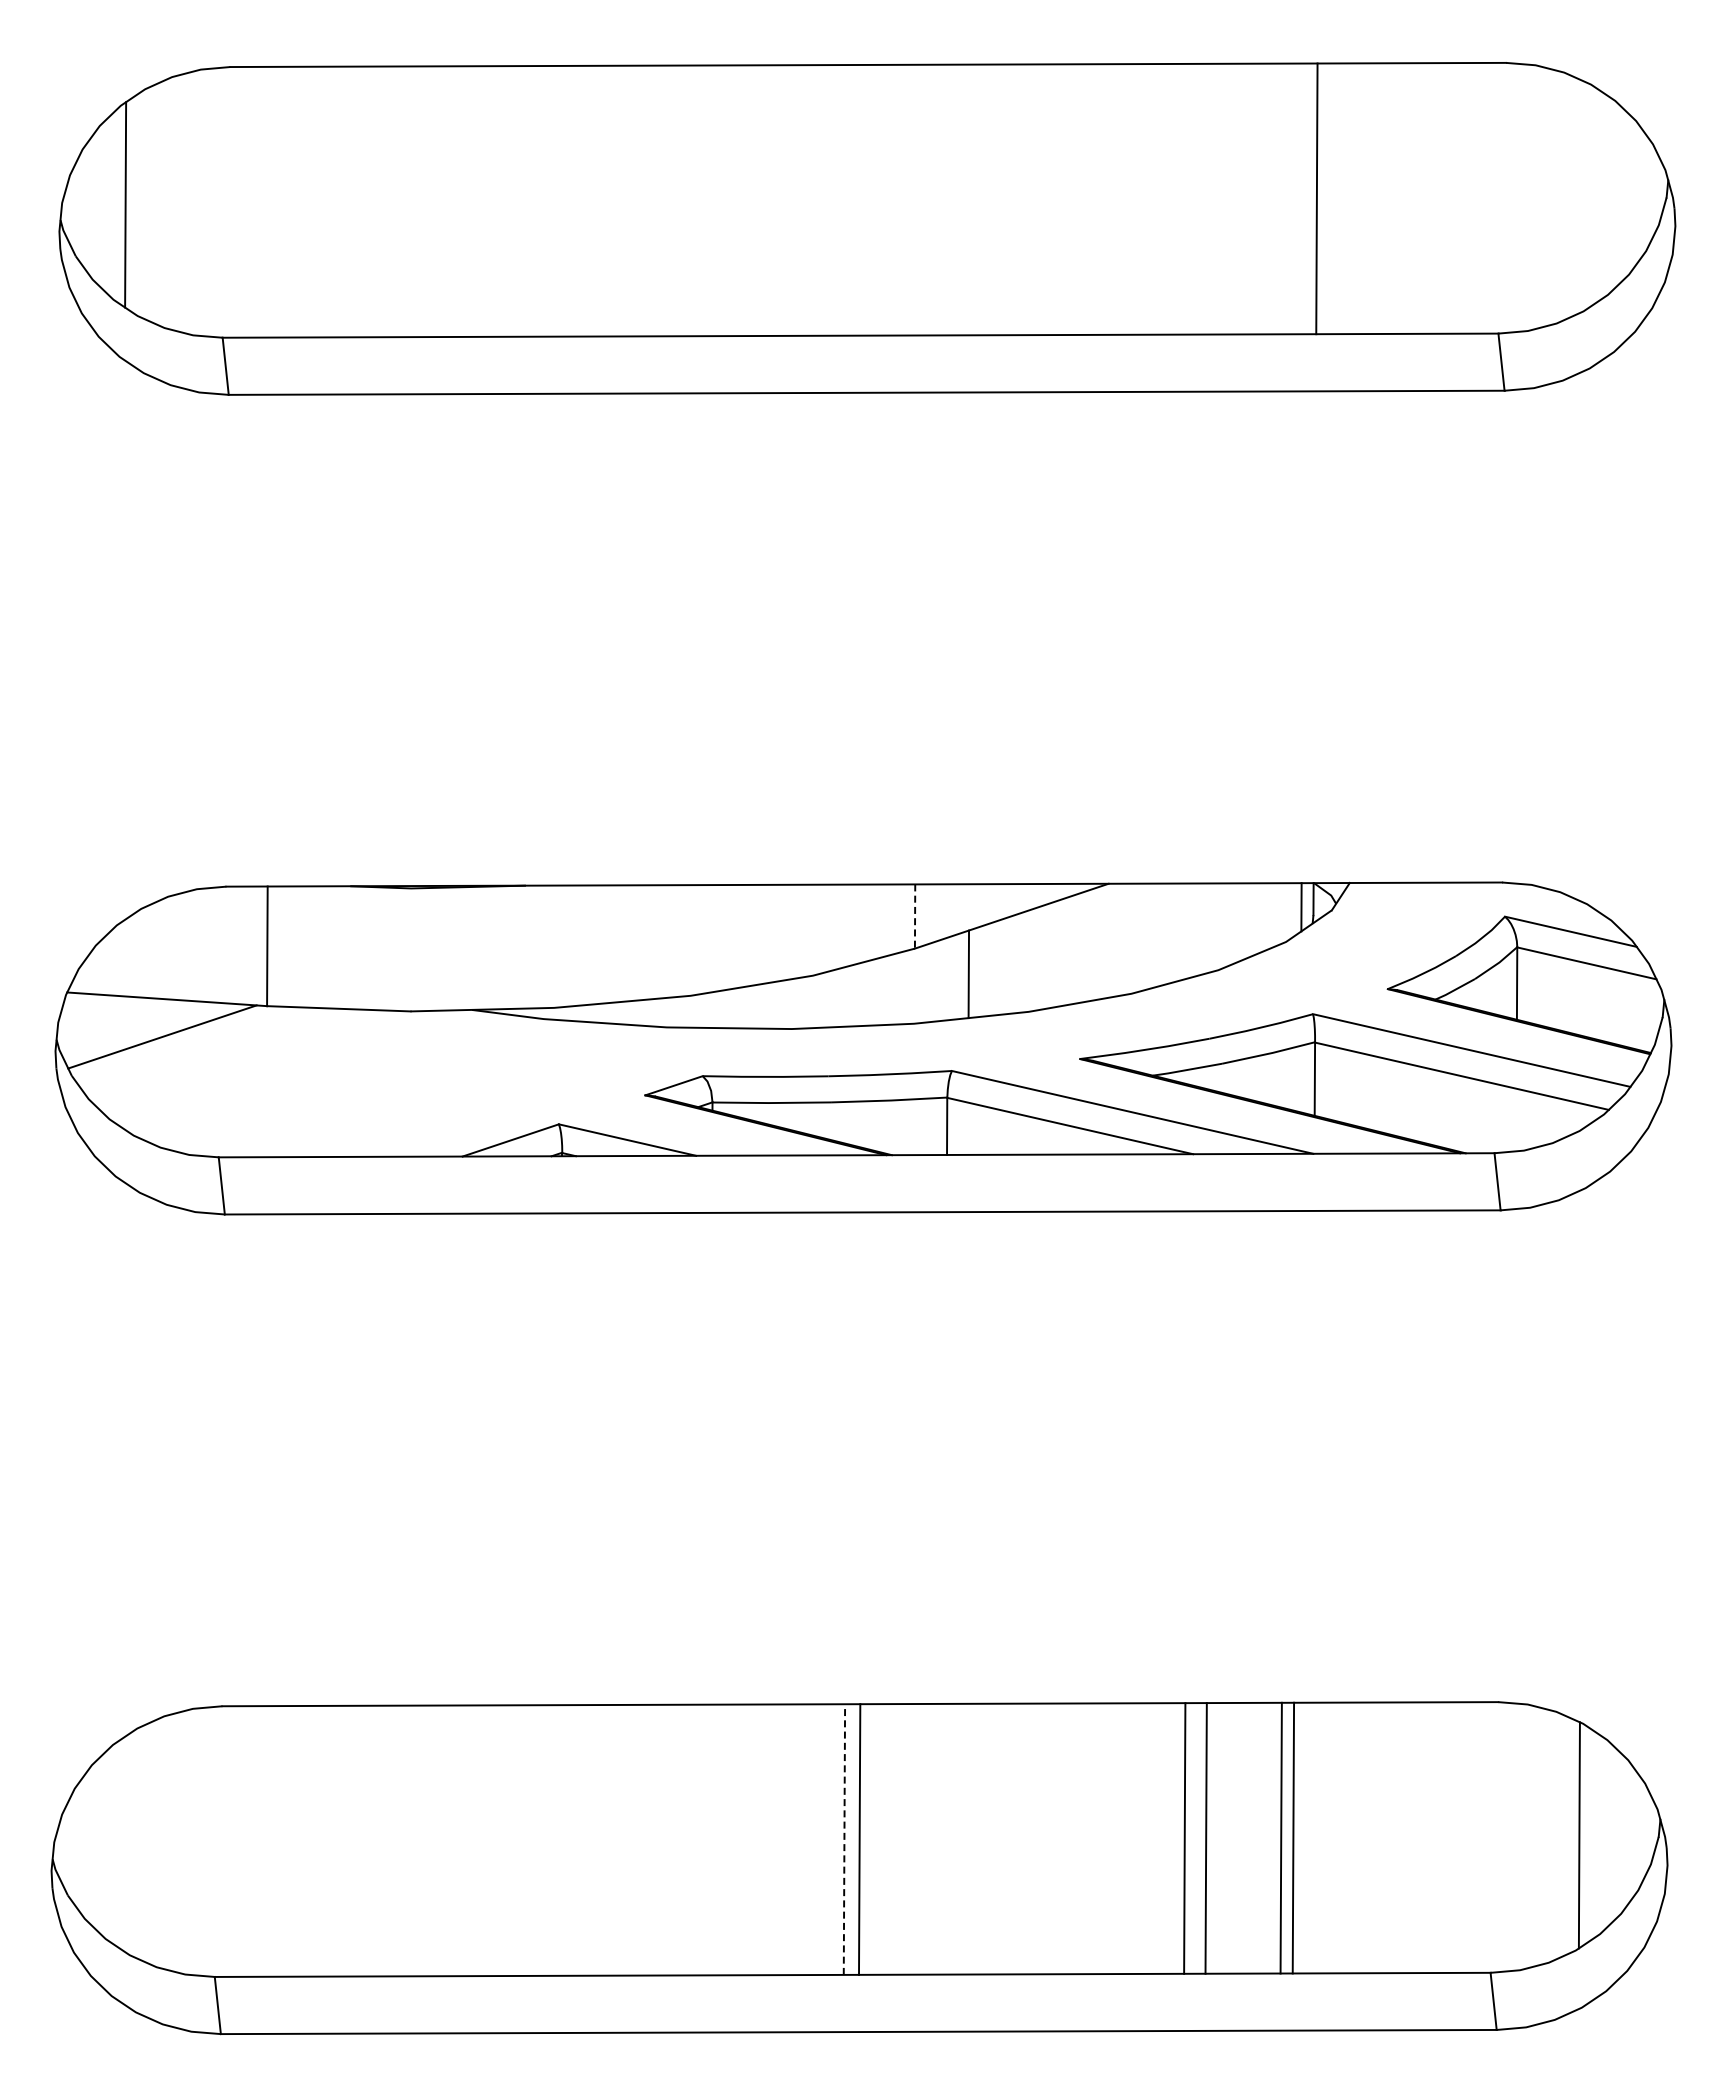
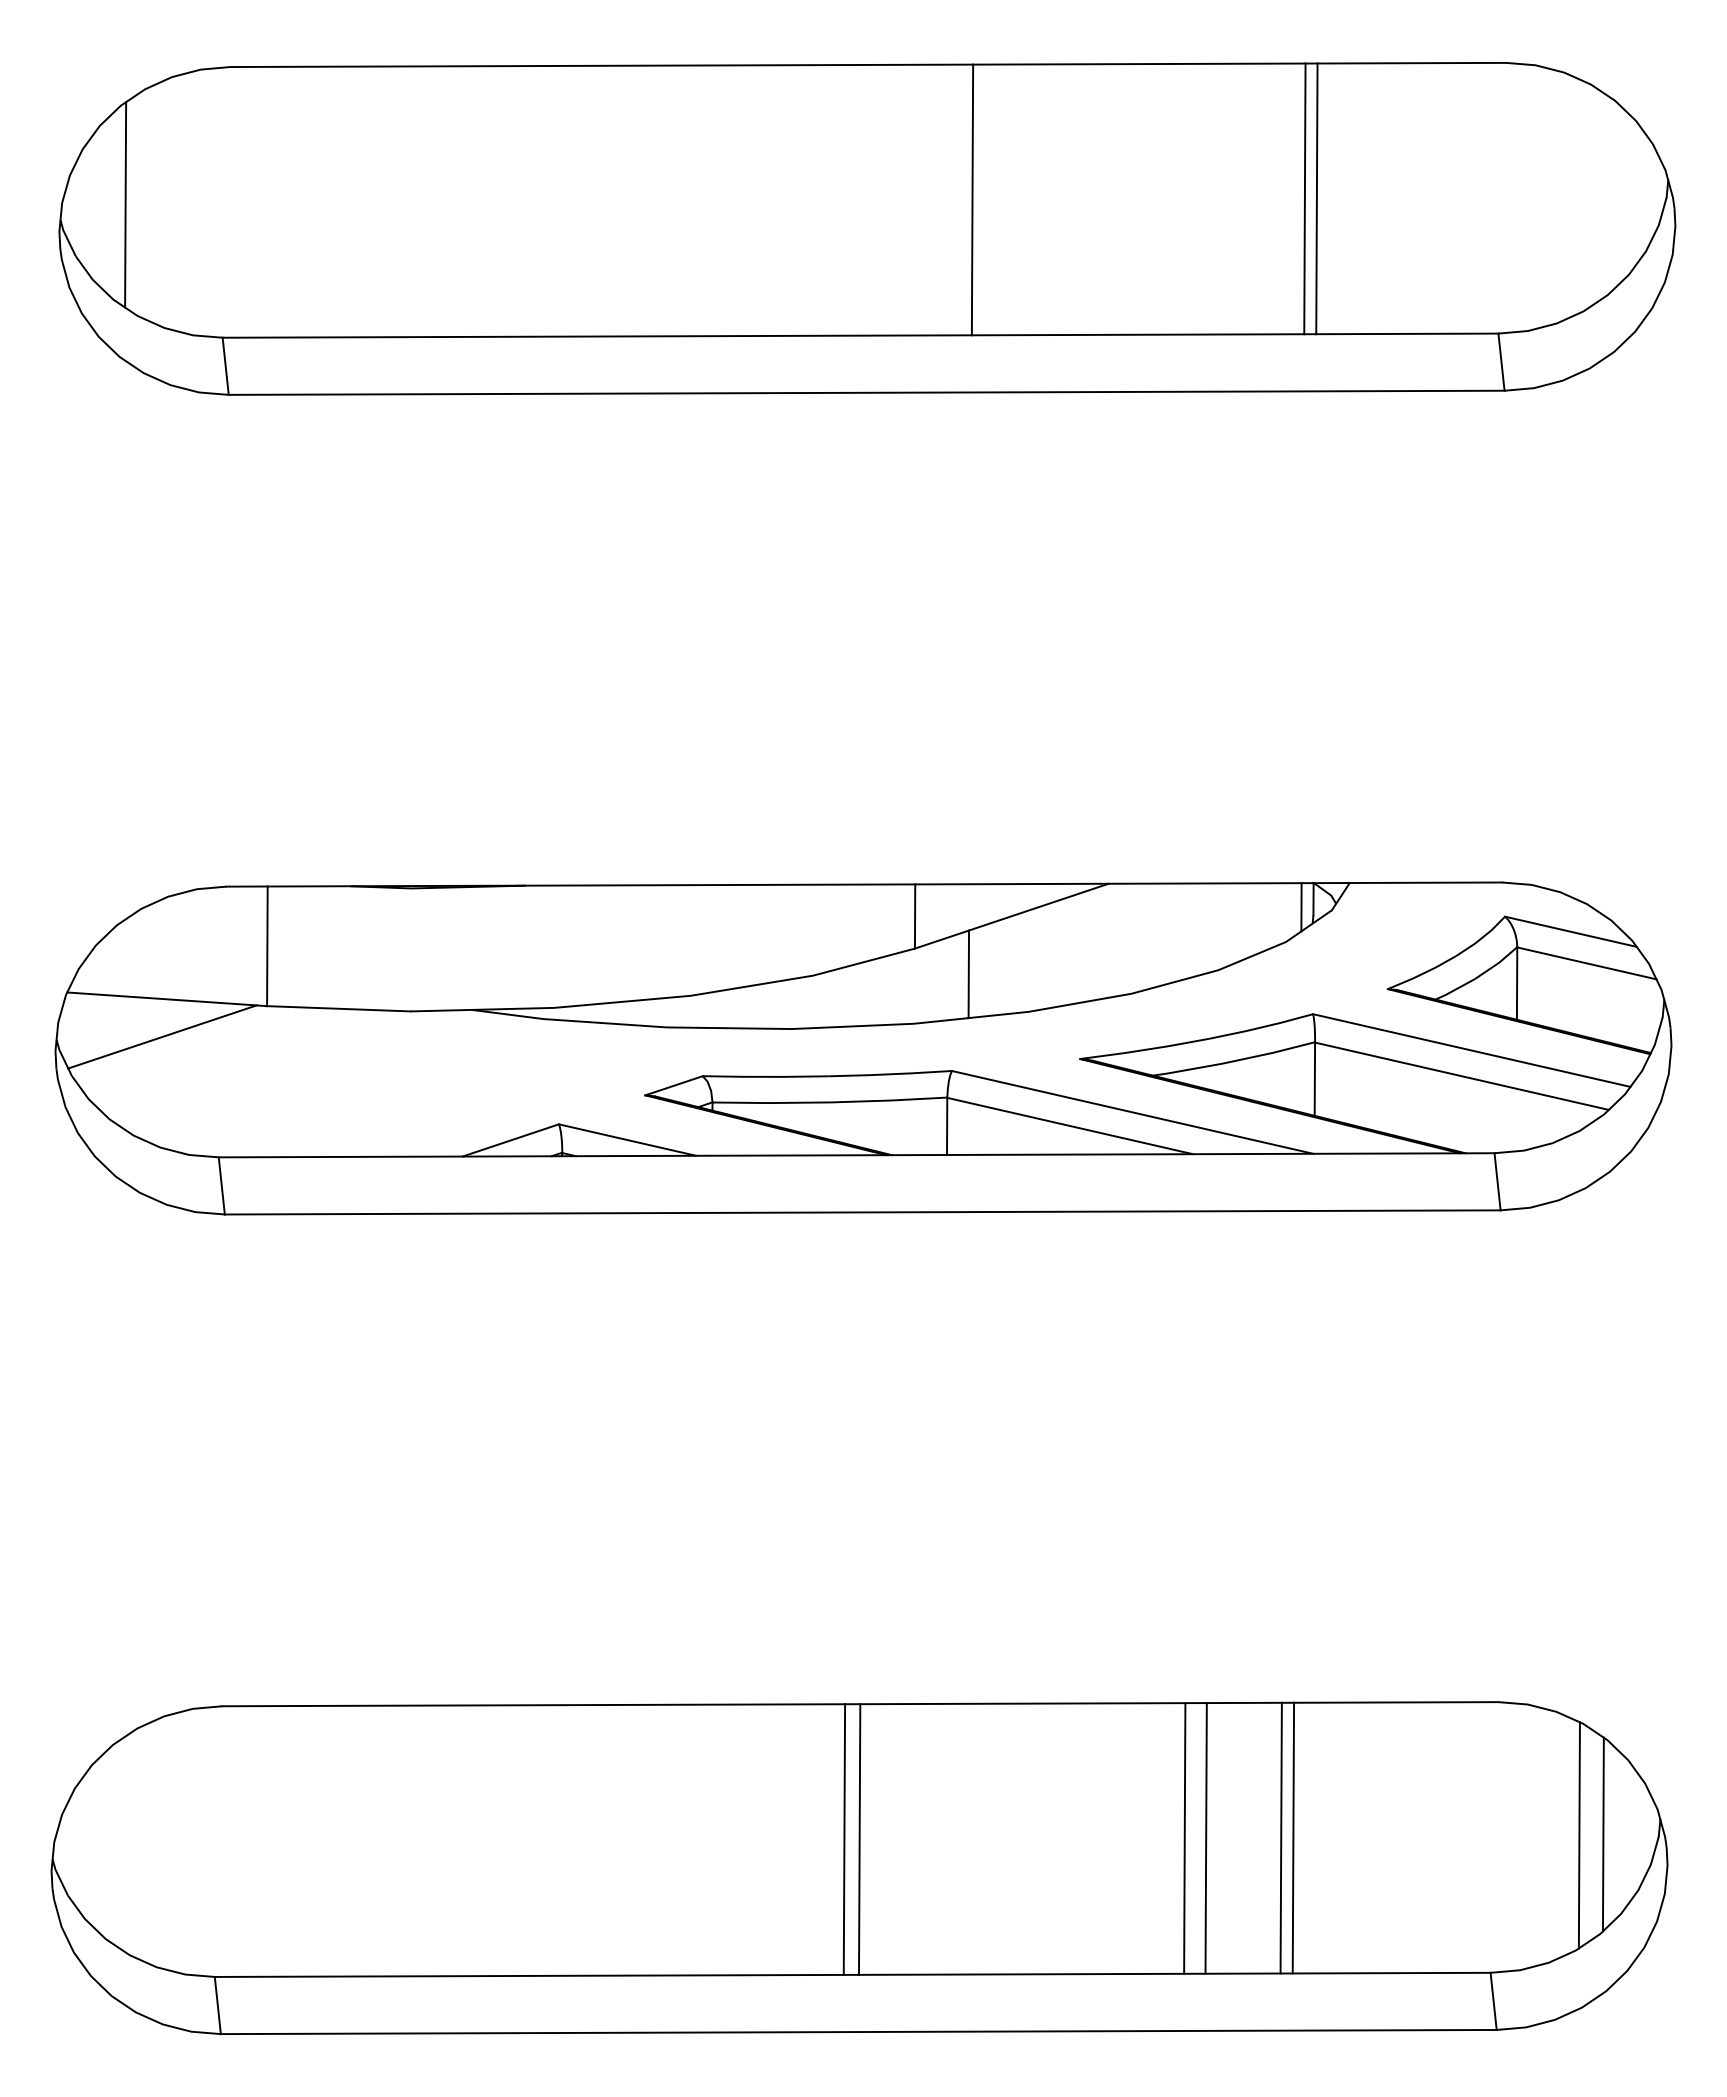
line: none -> present (1304, 198)
line: none -> present (972, 199)
line: dashed -> solid (915, 917)
line: none -> present (1602, 1834)
line: dashed -> solid (844, 1839)
